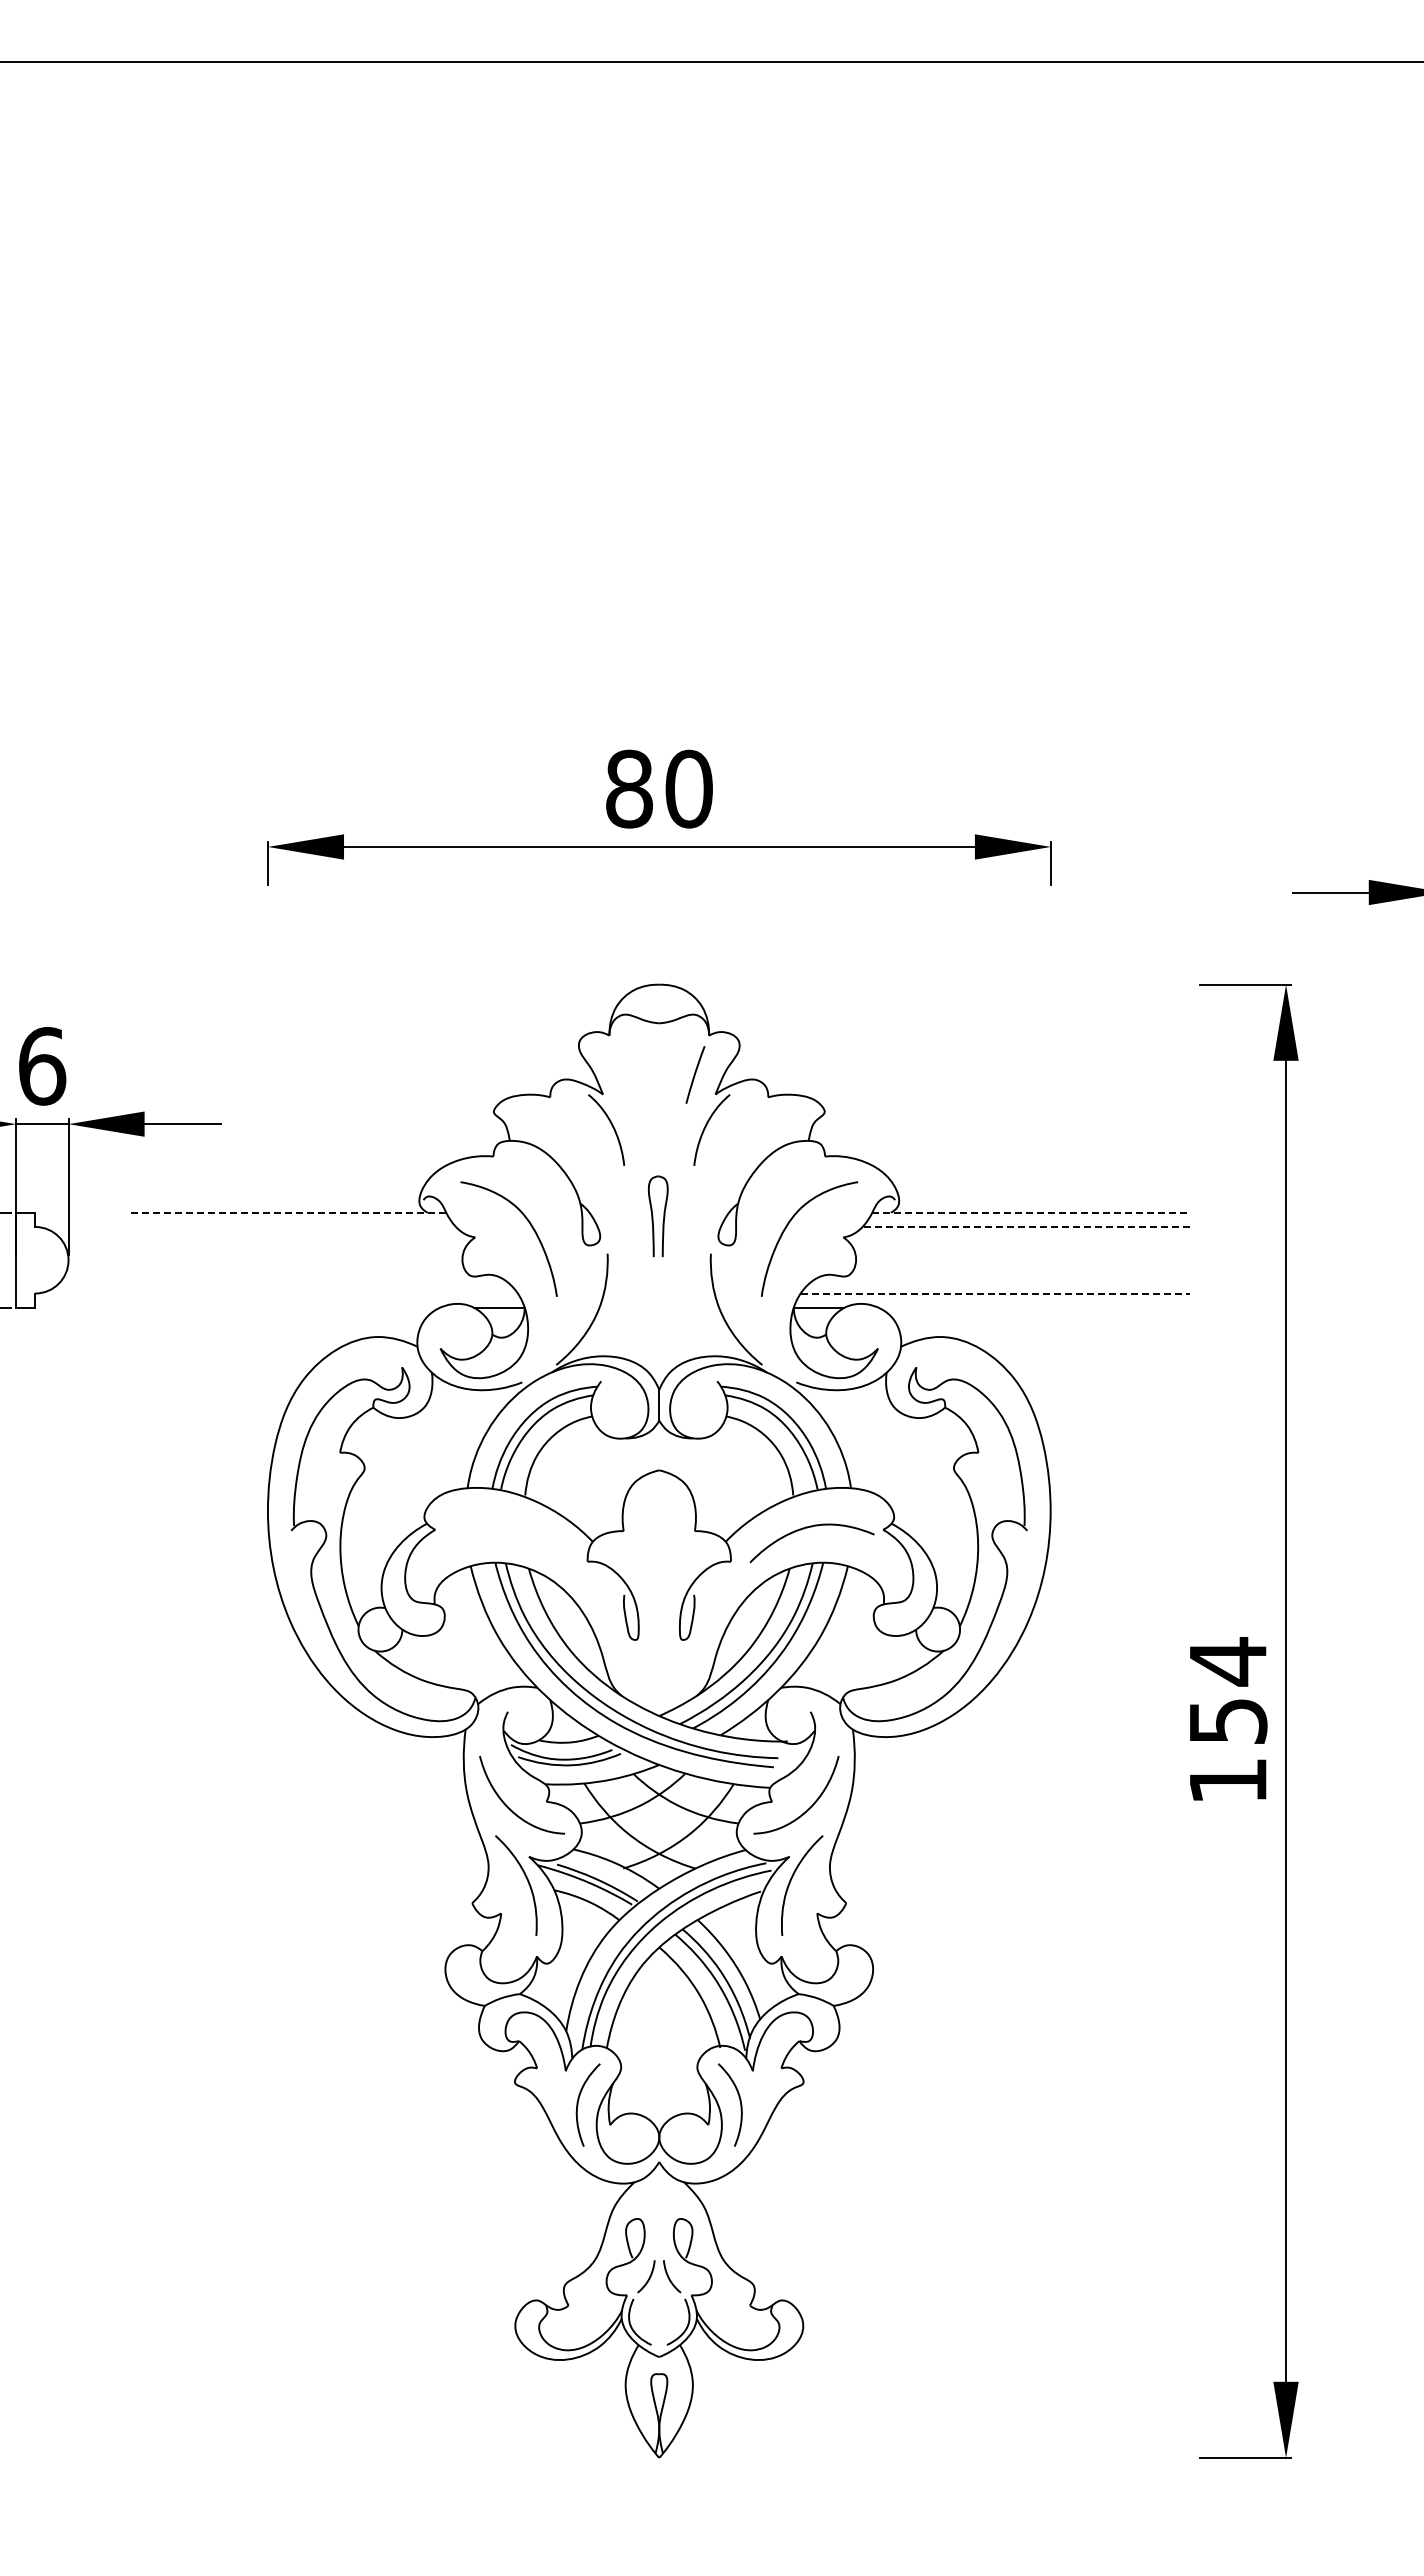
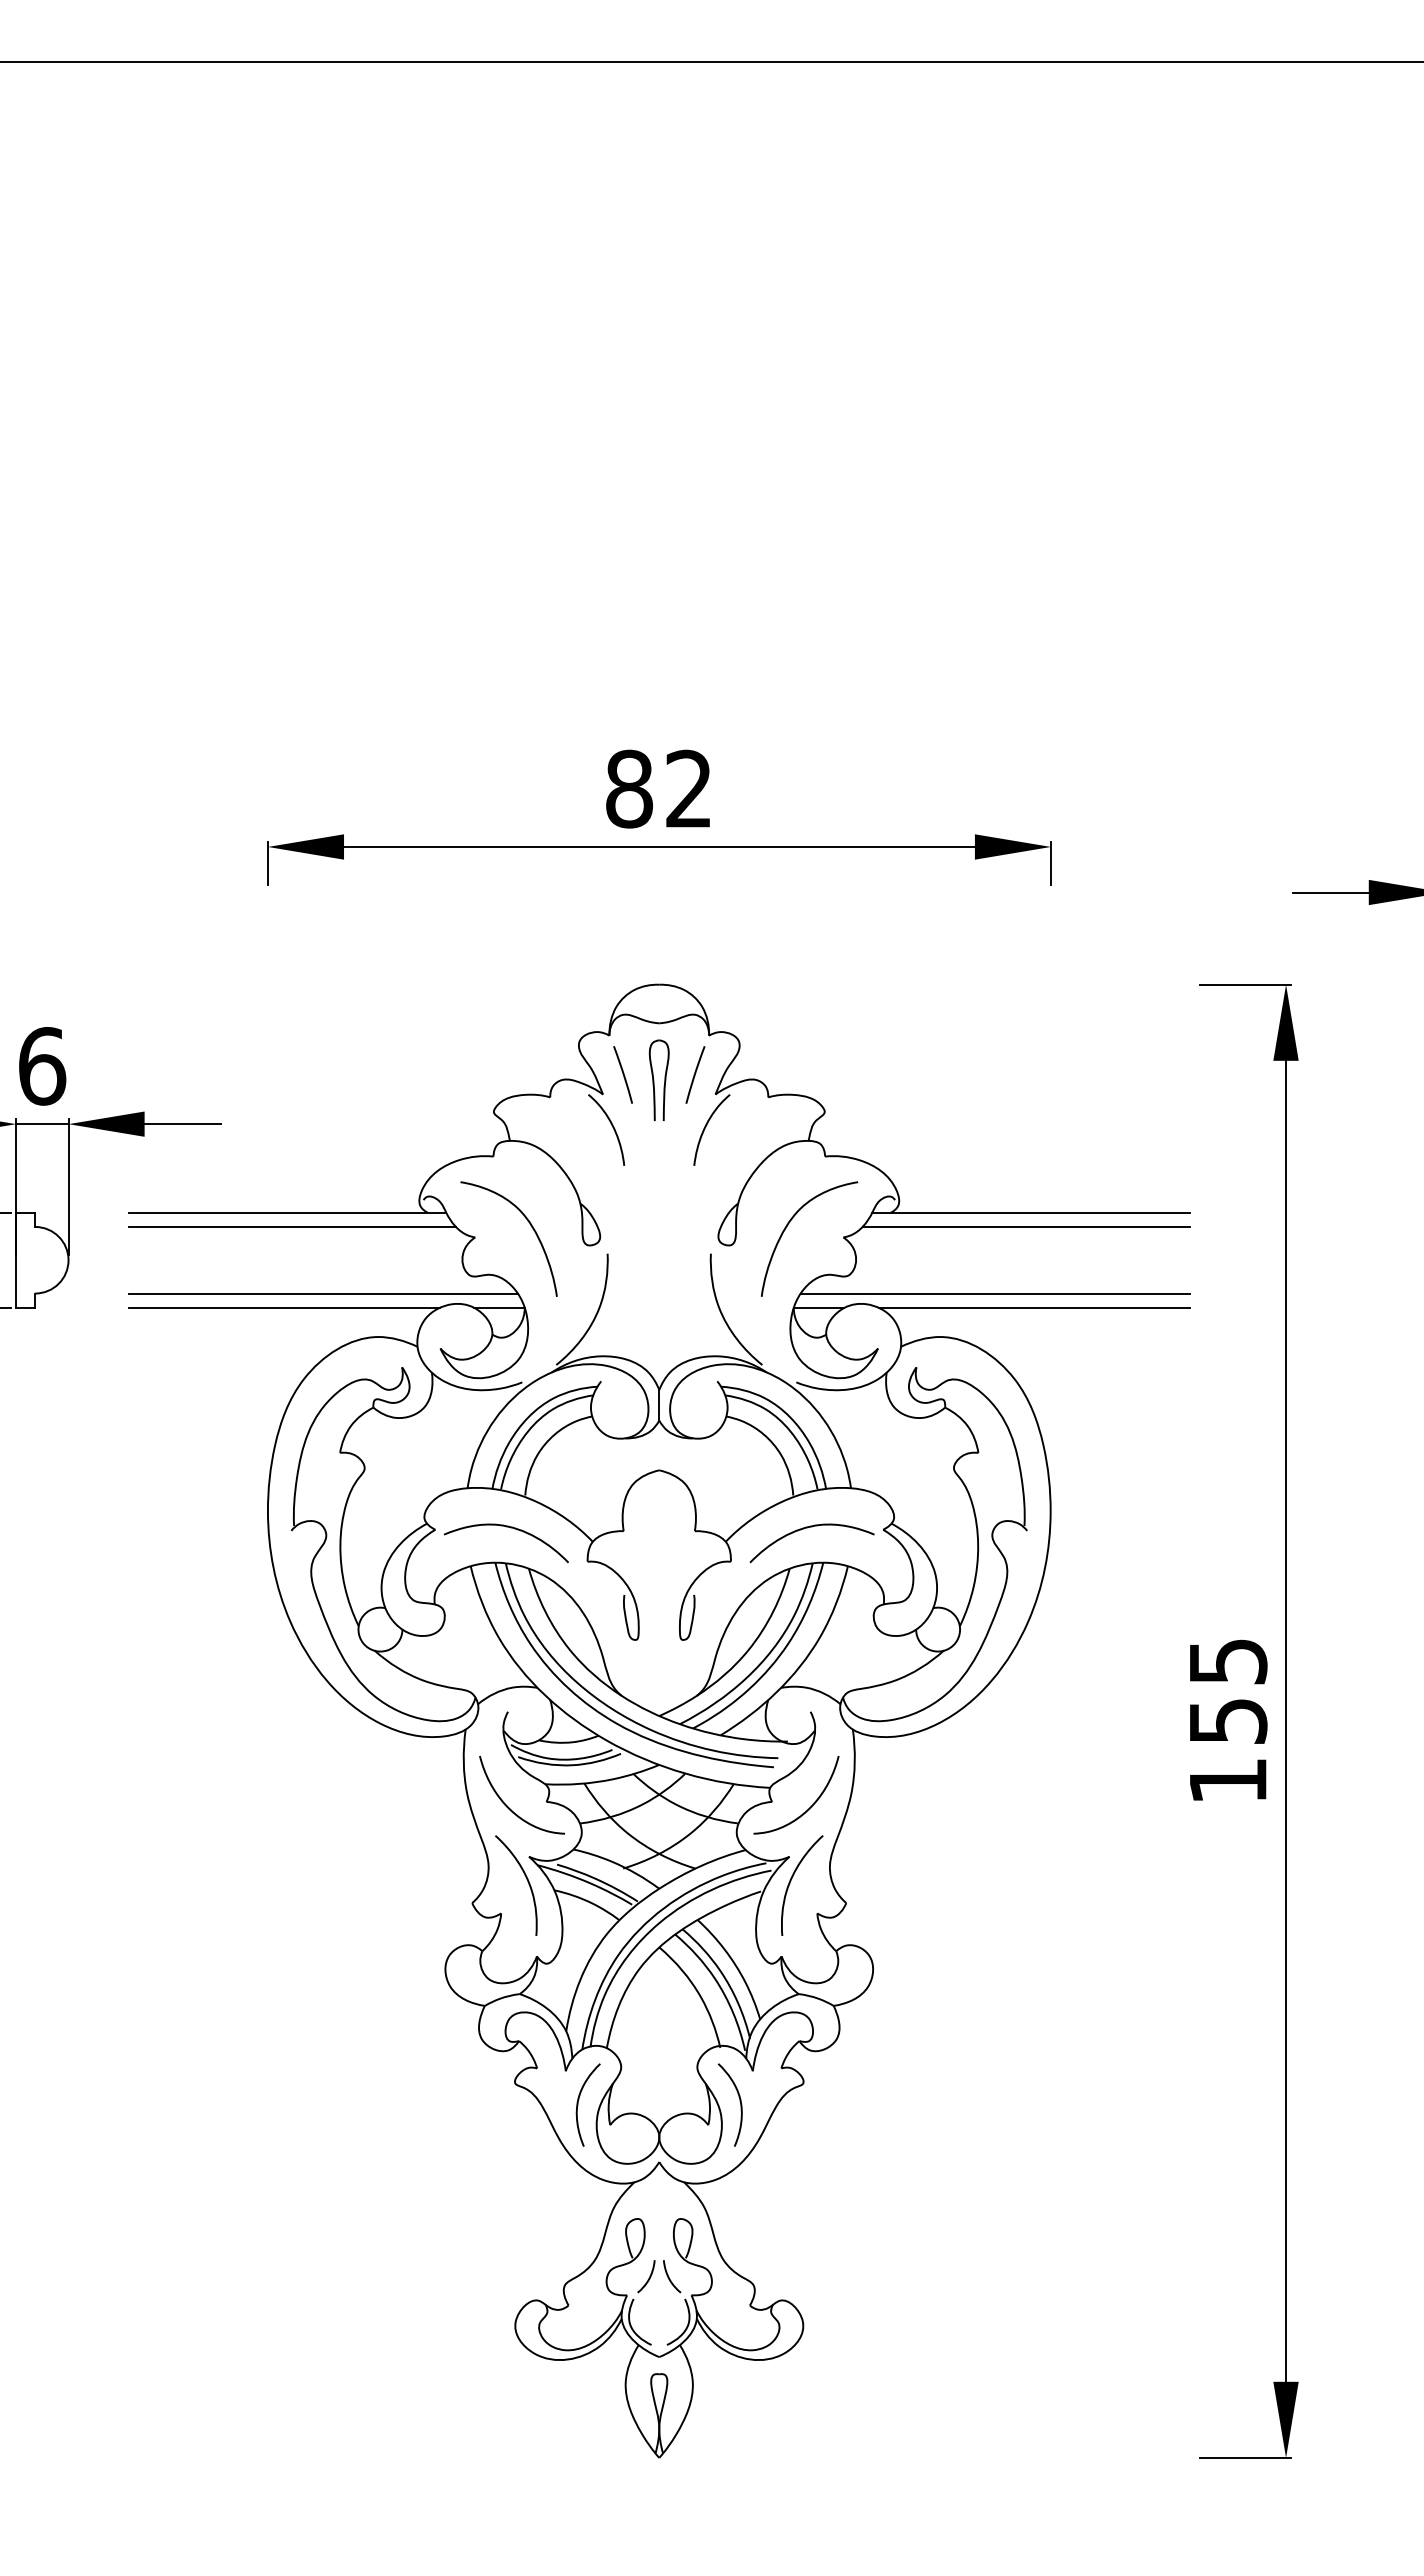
text: 80 -> 82 (688, 788)
line: none -> present (622, 1074)
line: dashed -> solid (287, 1212)
line: dashed -> solid (1031, 1212)
part position: (657, 1216) -> (658, 1080) (658, 1080)
line: none -> present (291, 1226)
line: dashed -> solid (1026, 1226)
line: none -> present (322, 1293)
line: dashed -> solid (995, 1293)
line: none -> present (283, 1307)
line: none -> present (1034, 1307)
curve: none -> present (510, 1528)
text: 154 -> 155 (1228, 1661)
